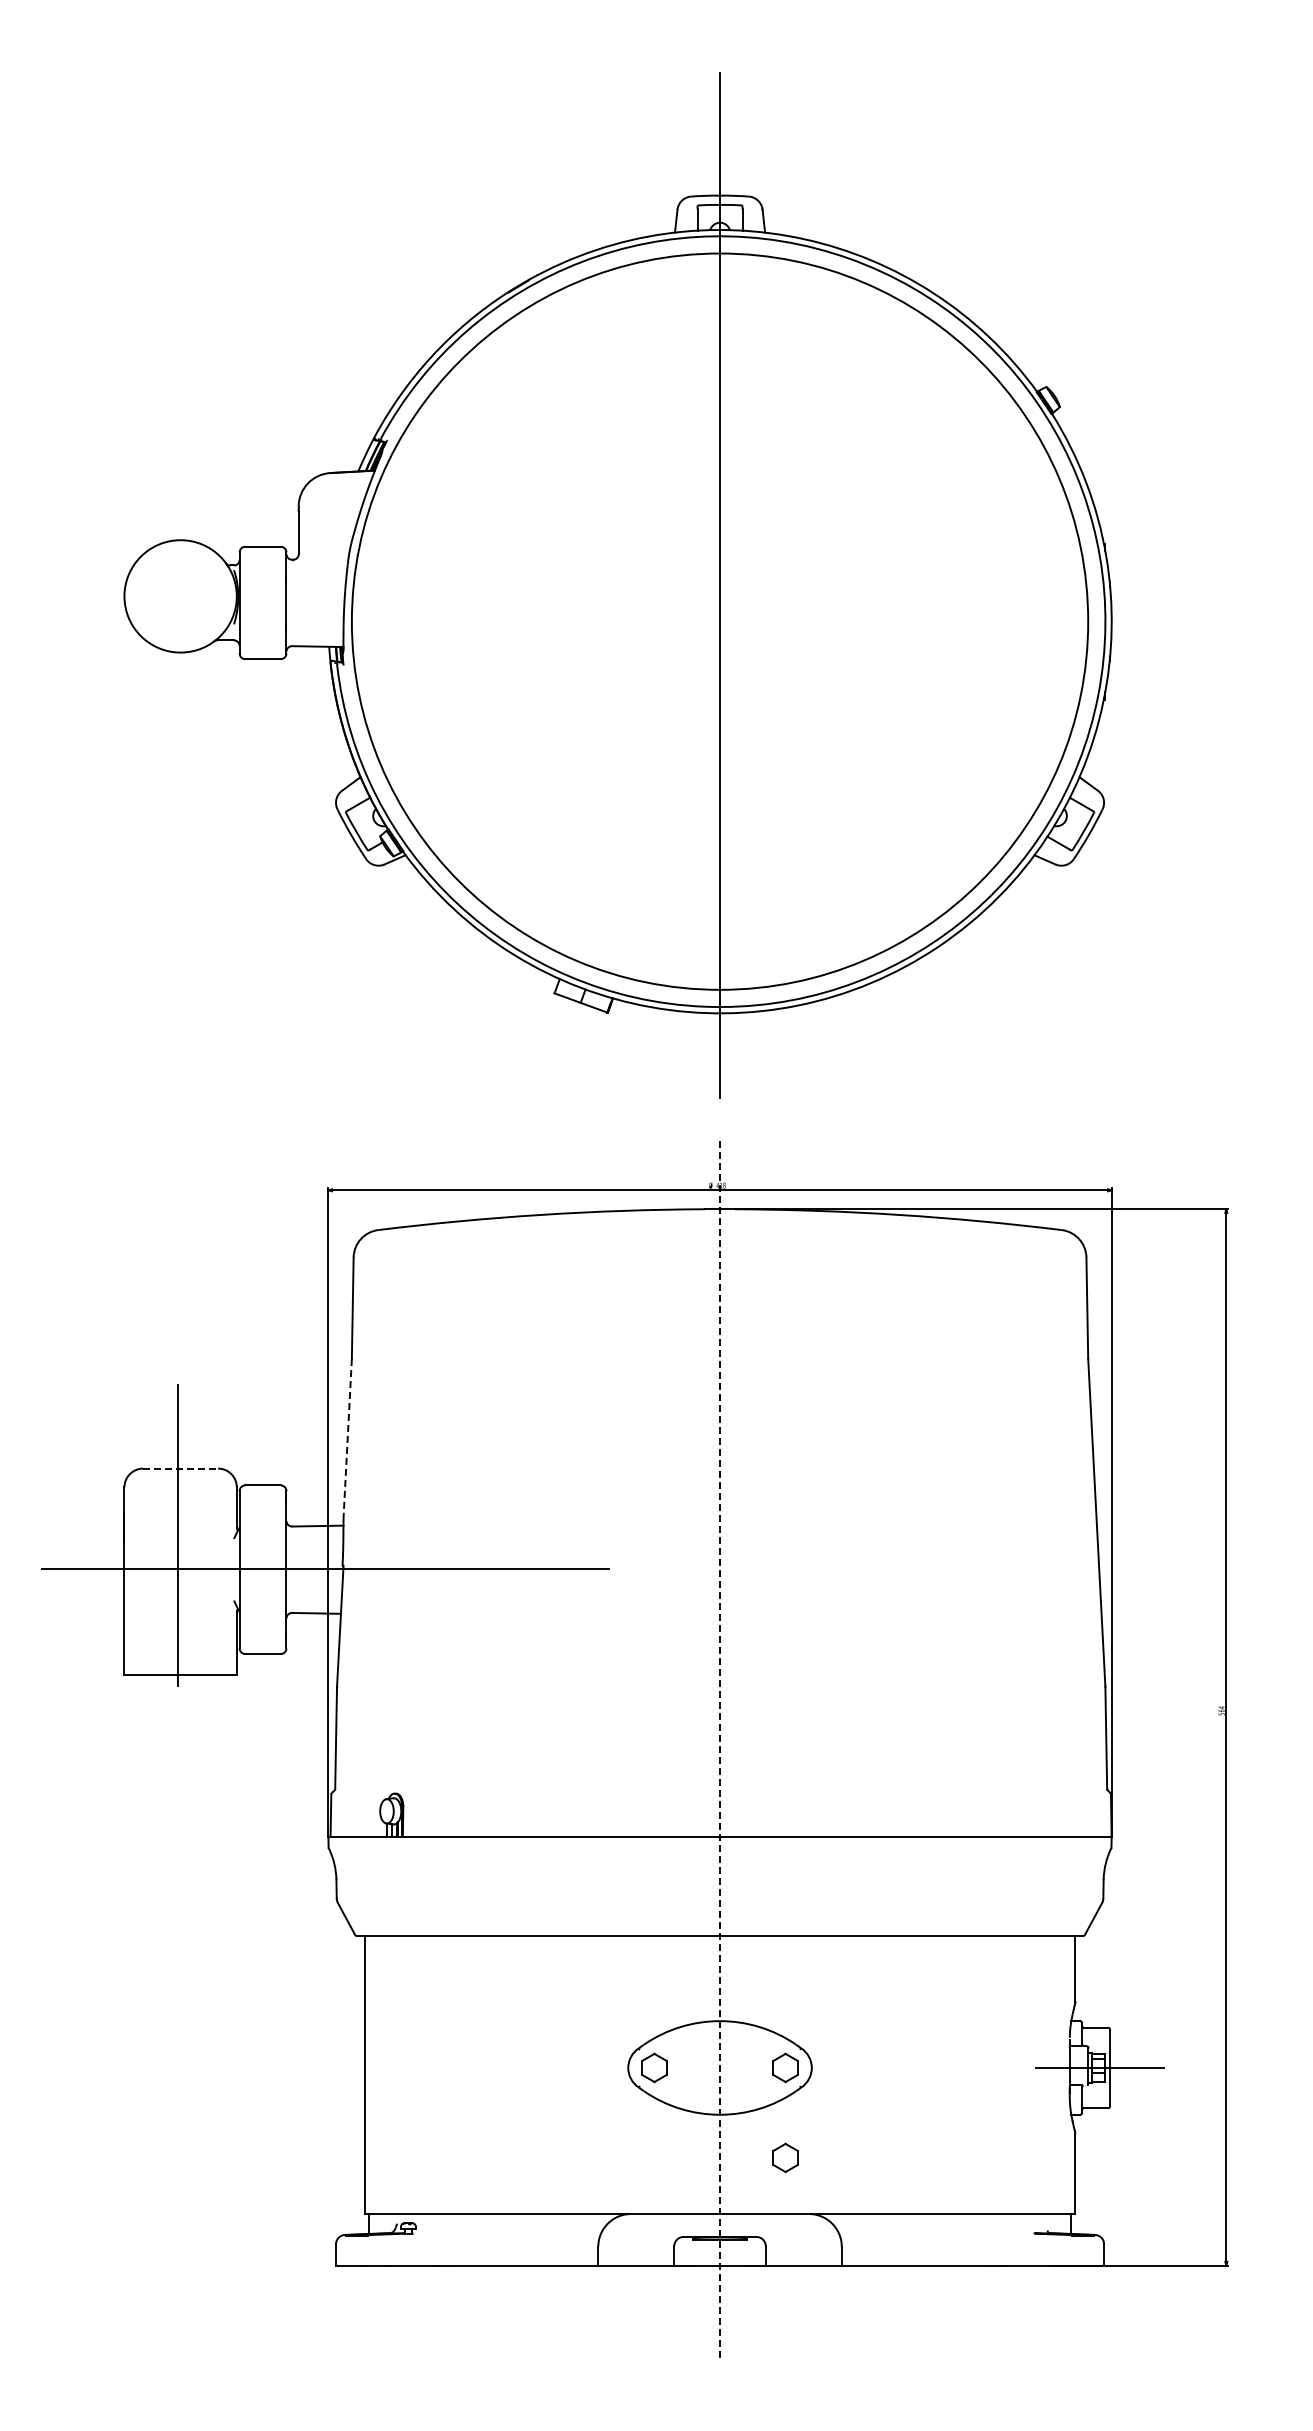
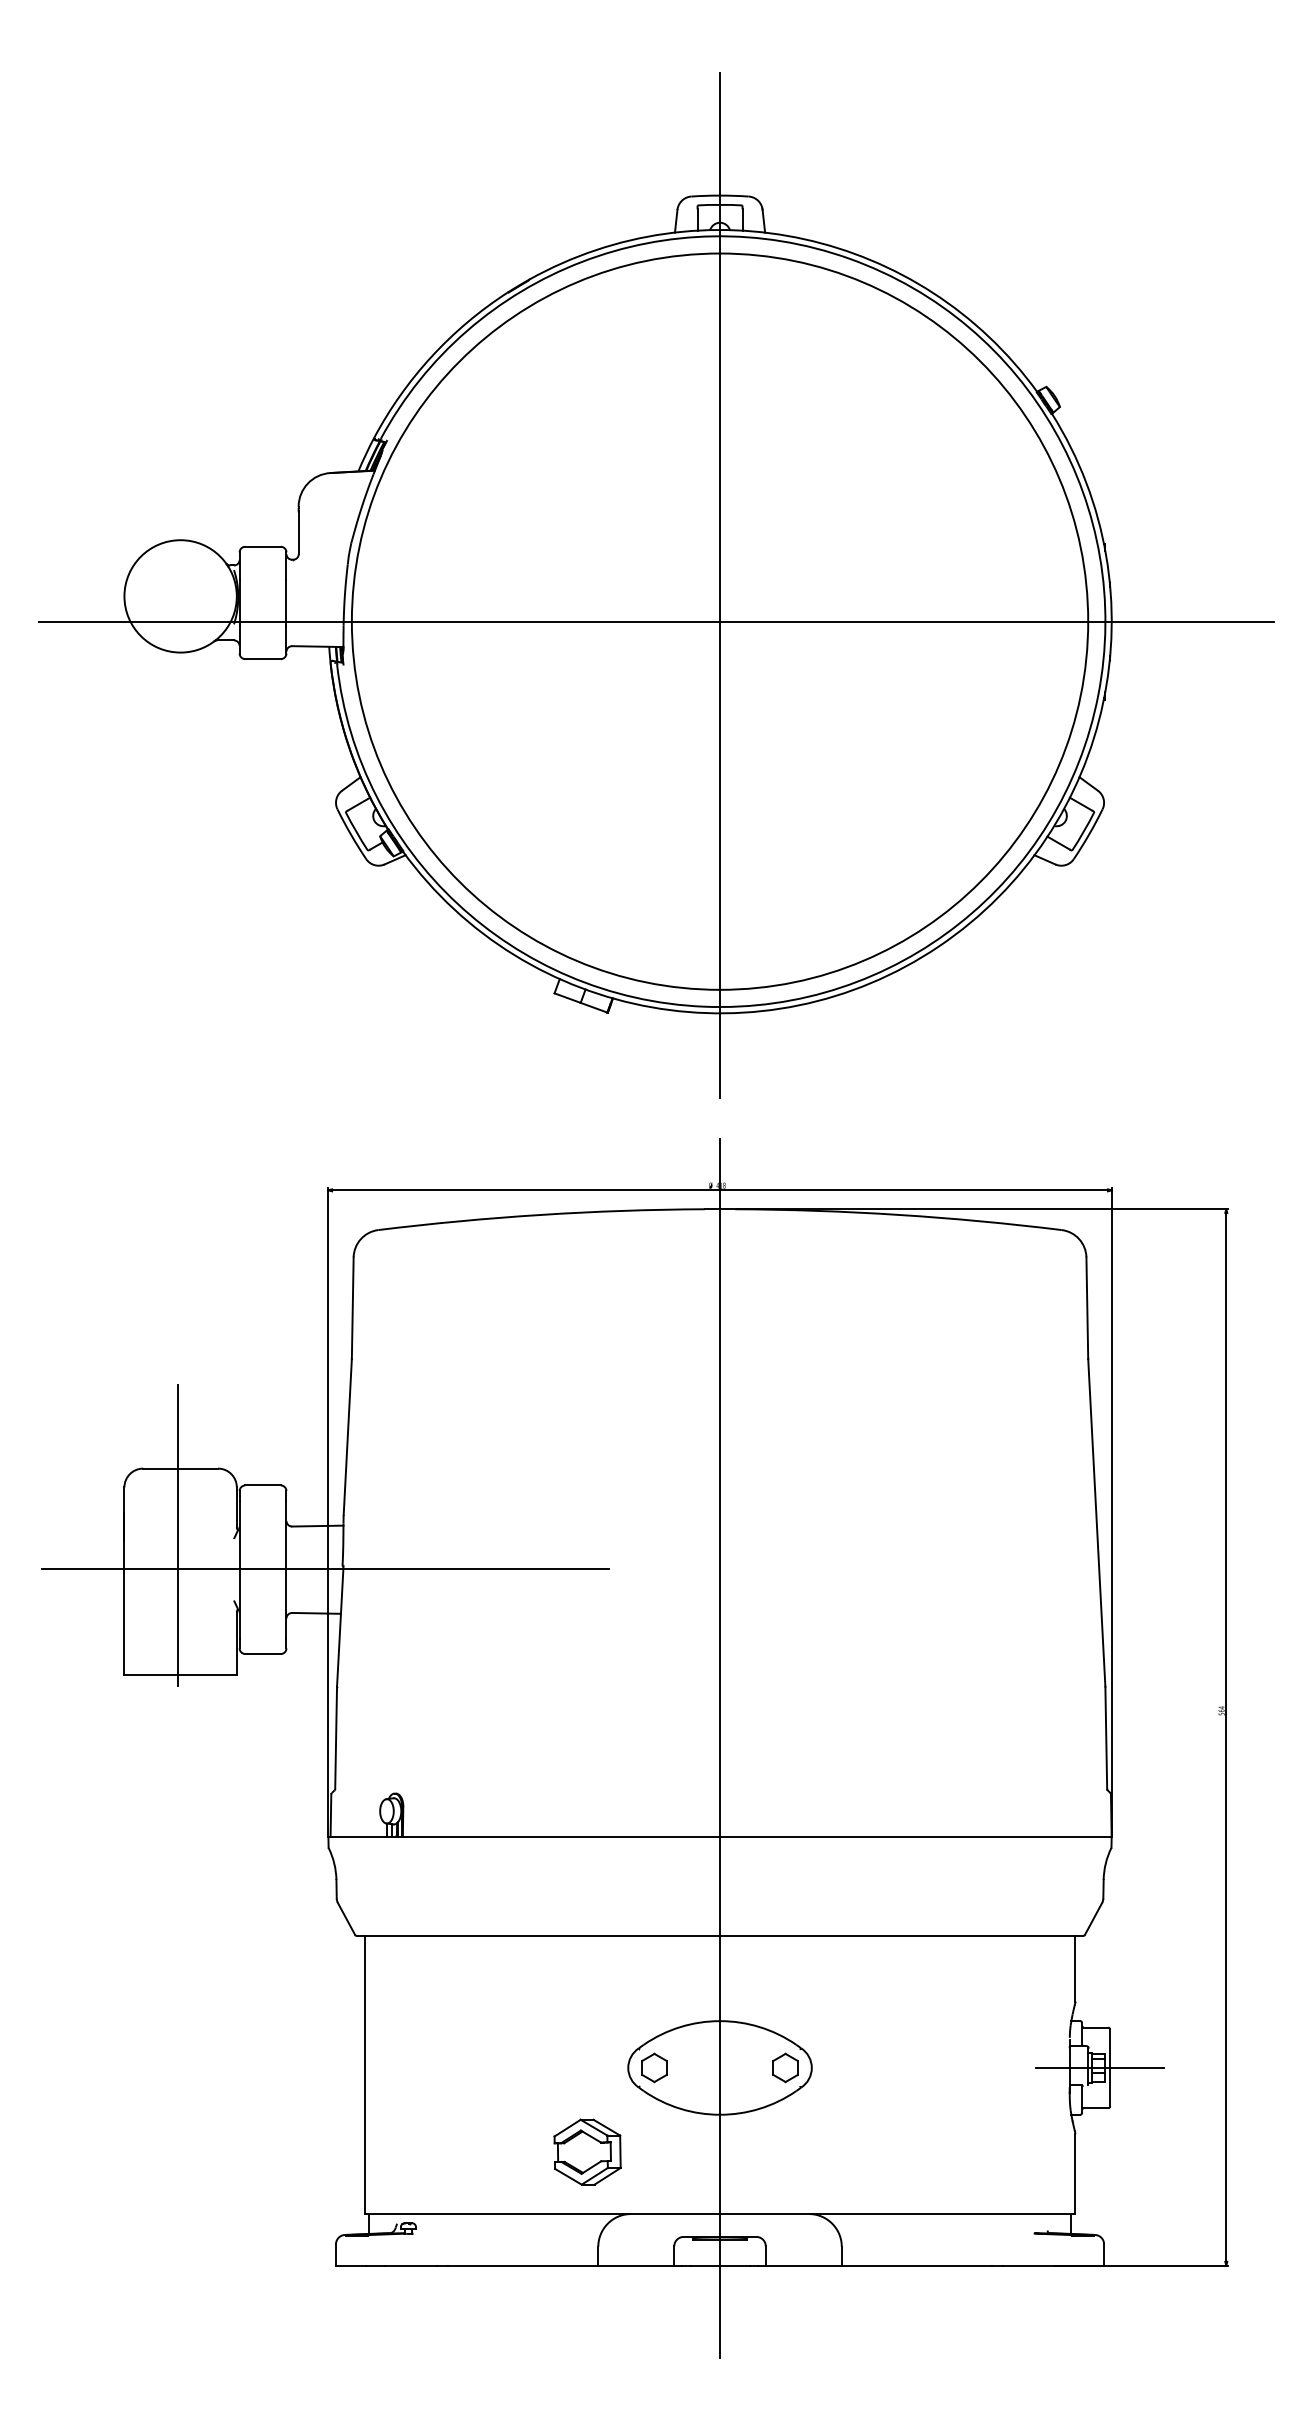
line: none -> present (656, 621)
line: dashed -> solid (347, 1437)
line: dashed -> solid (181, 1468)
line: dashed -> solid (720, 1748)
part: none -> present (587, 2151)
part: present -> none (785, 2157)
